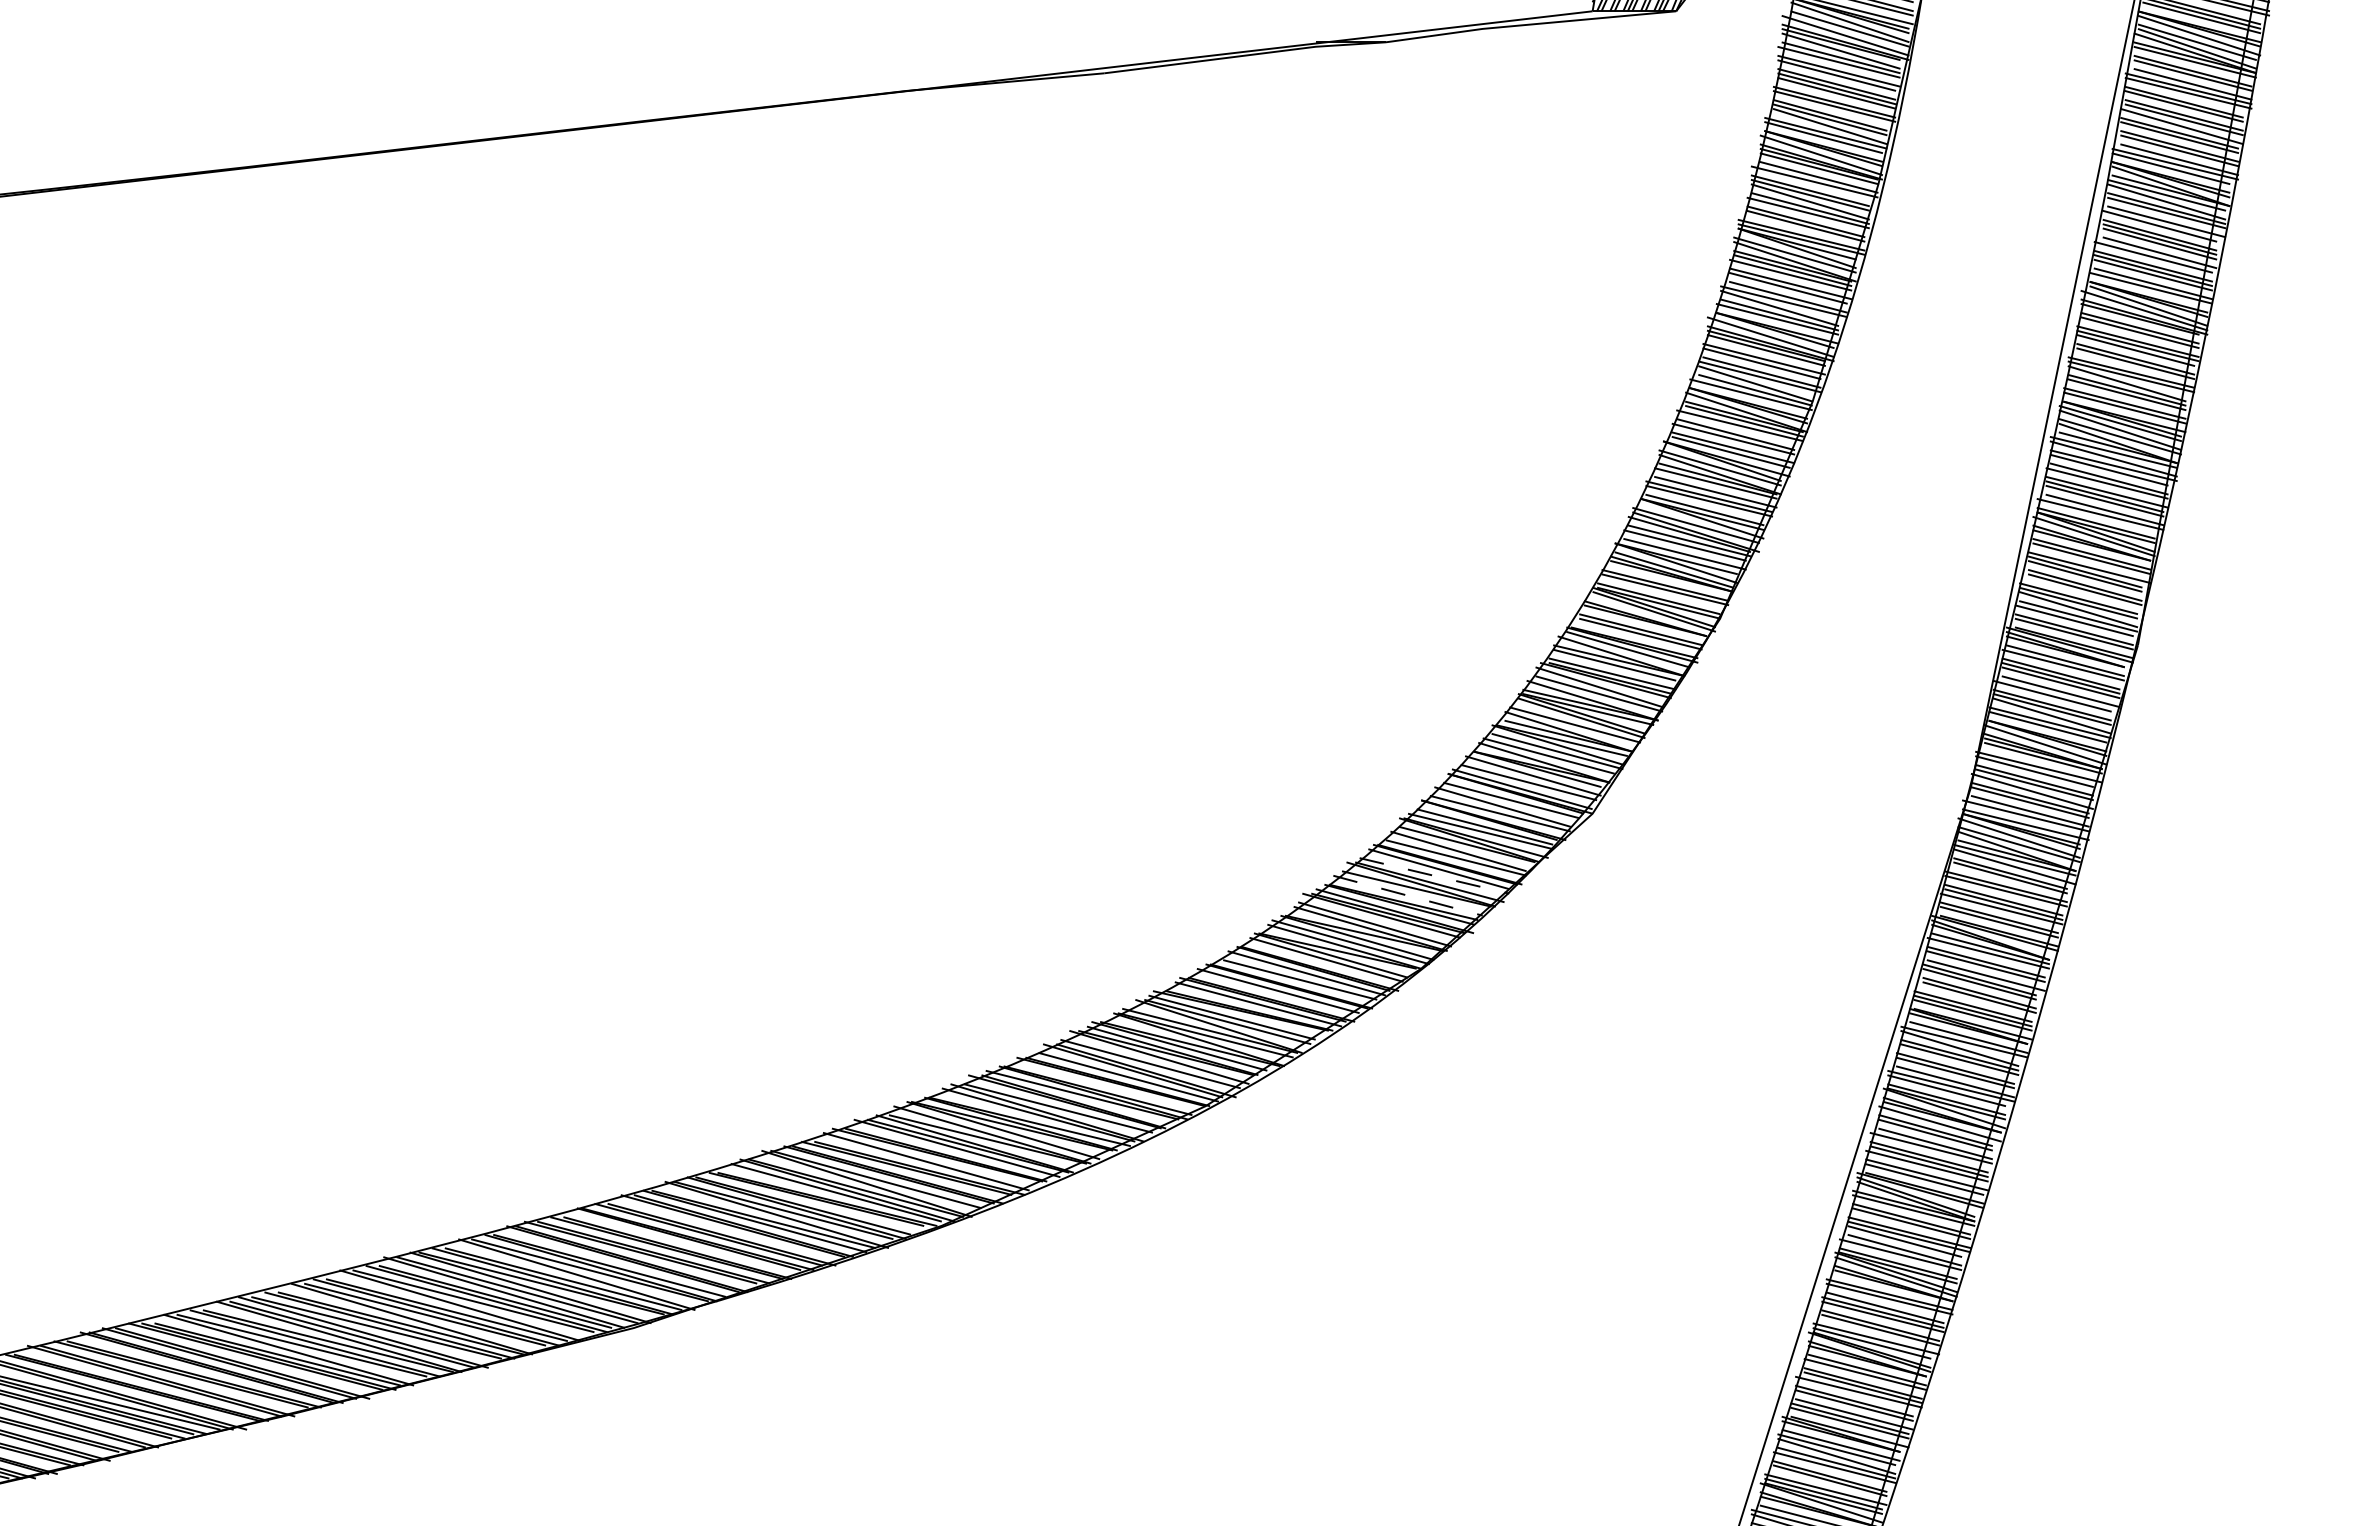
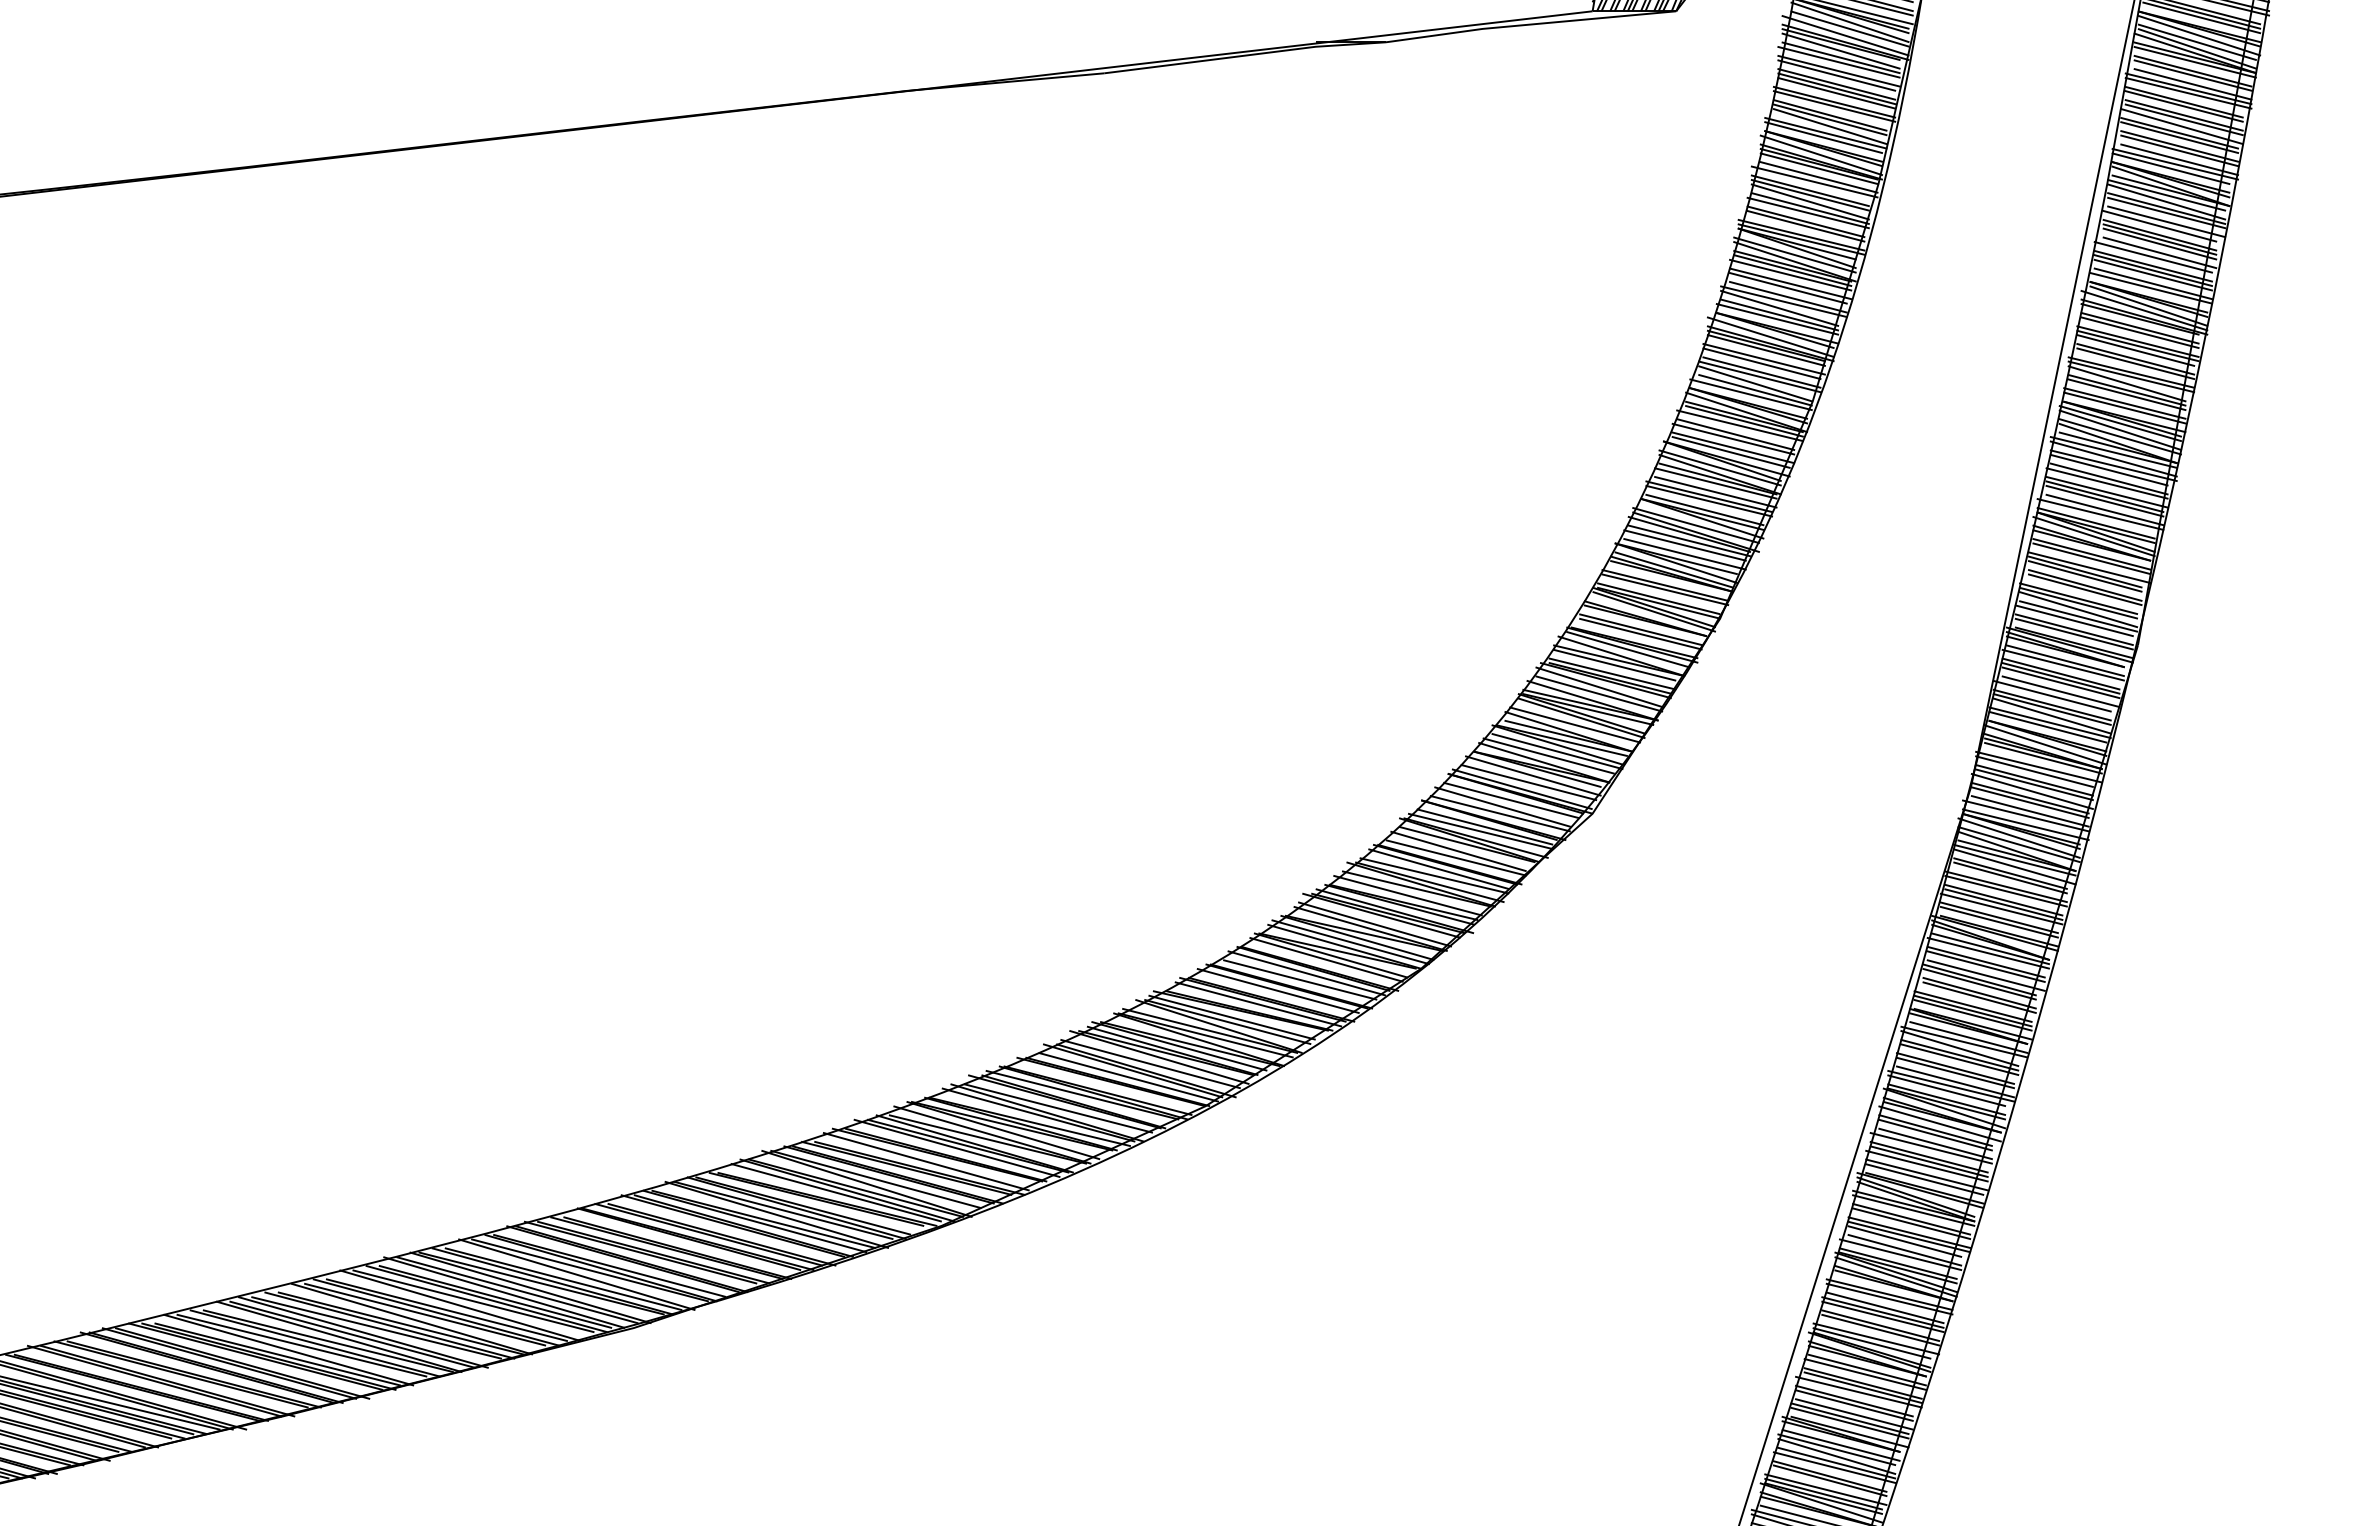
line: dashed -> solid (1434, 875)
line: dashed -> solid (1408, 895)
